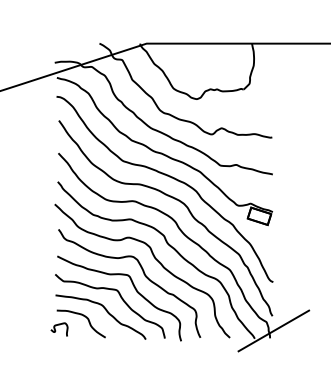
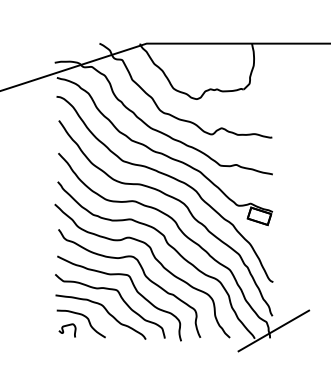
curve position: (56, 330) -> (64, 331) (64, 331)
